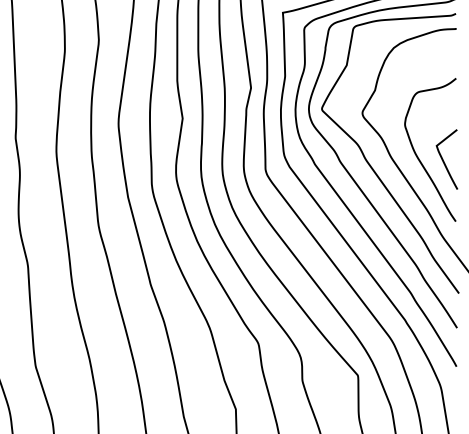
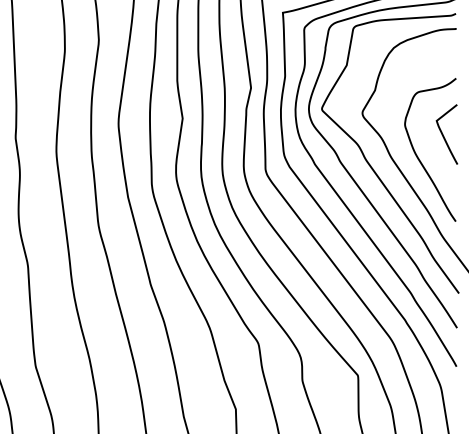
curve position: (444, 161) -> (444, 136) (444, 136)
